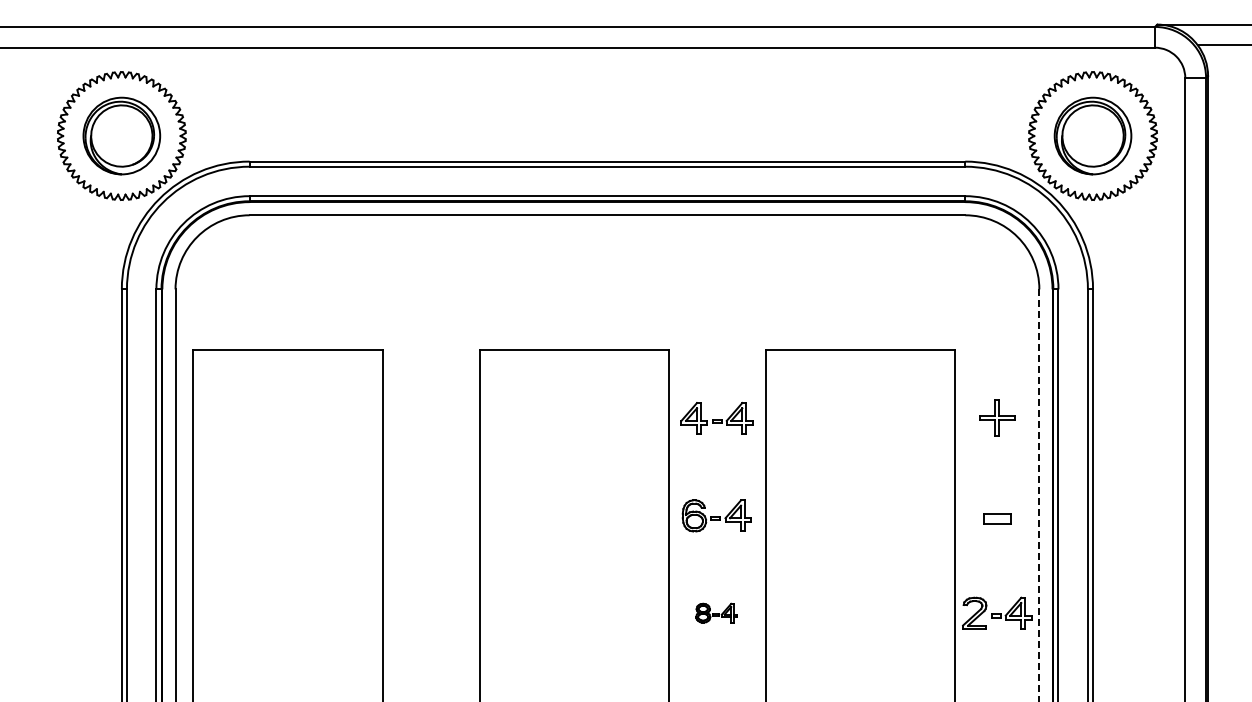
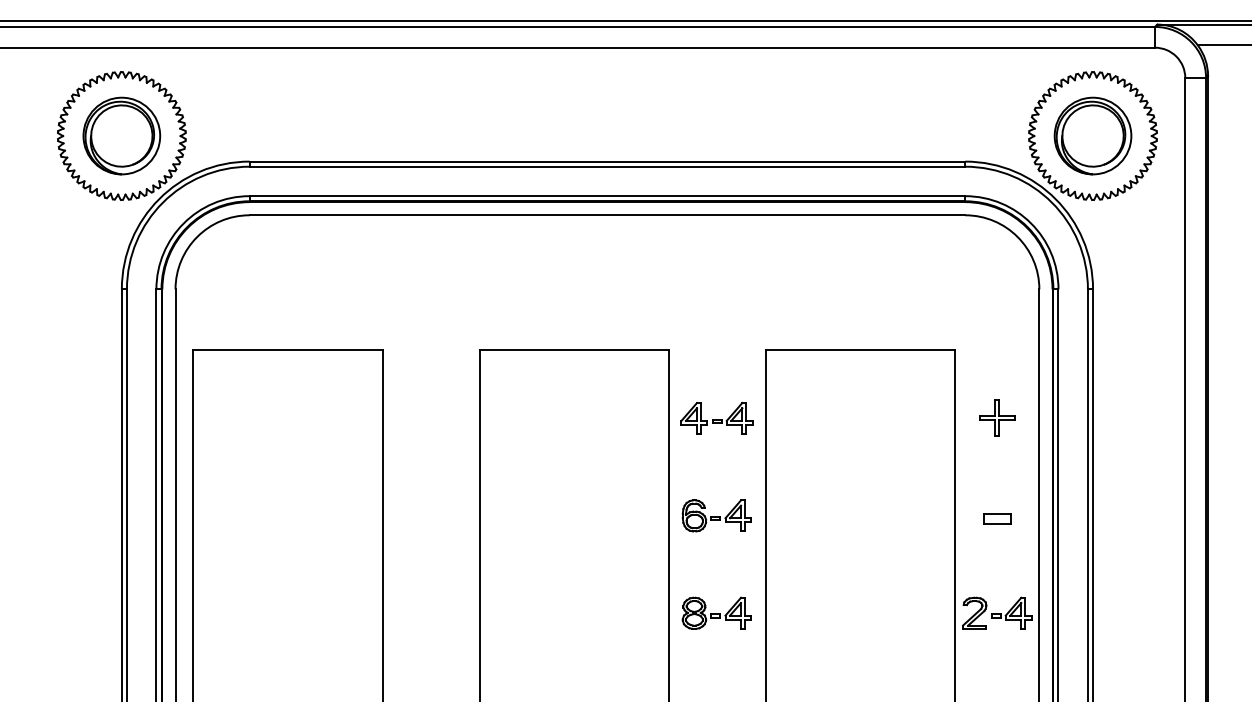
line: none -> present (625, 21)
line: dashed -> solid (1039, 495)
part size: 43x22 px -> 71x34 px (716, 612)
